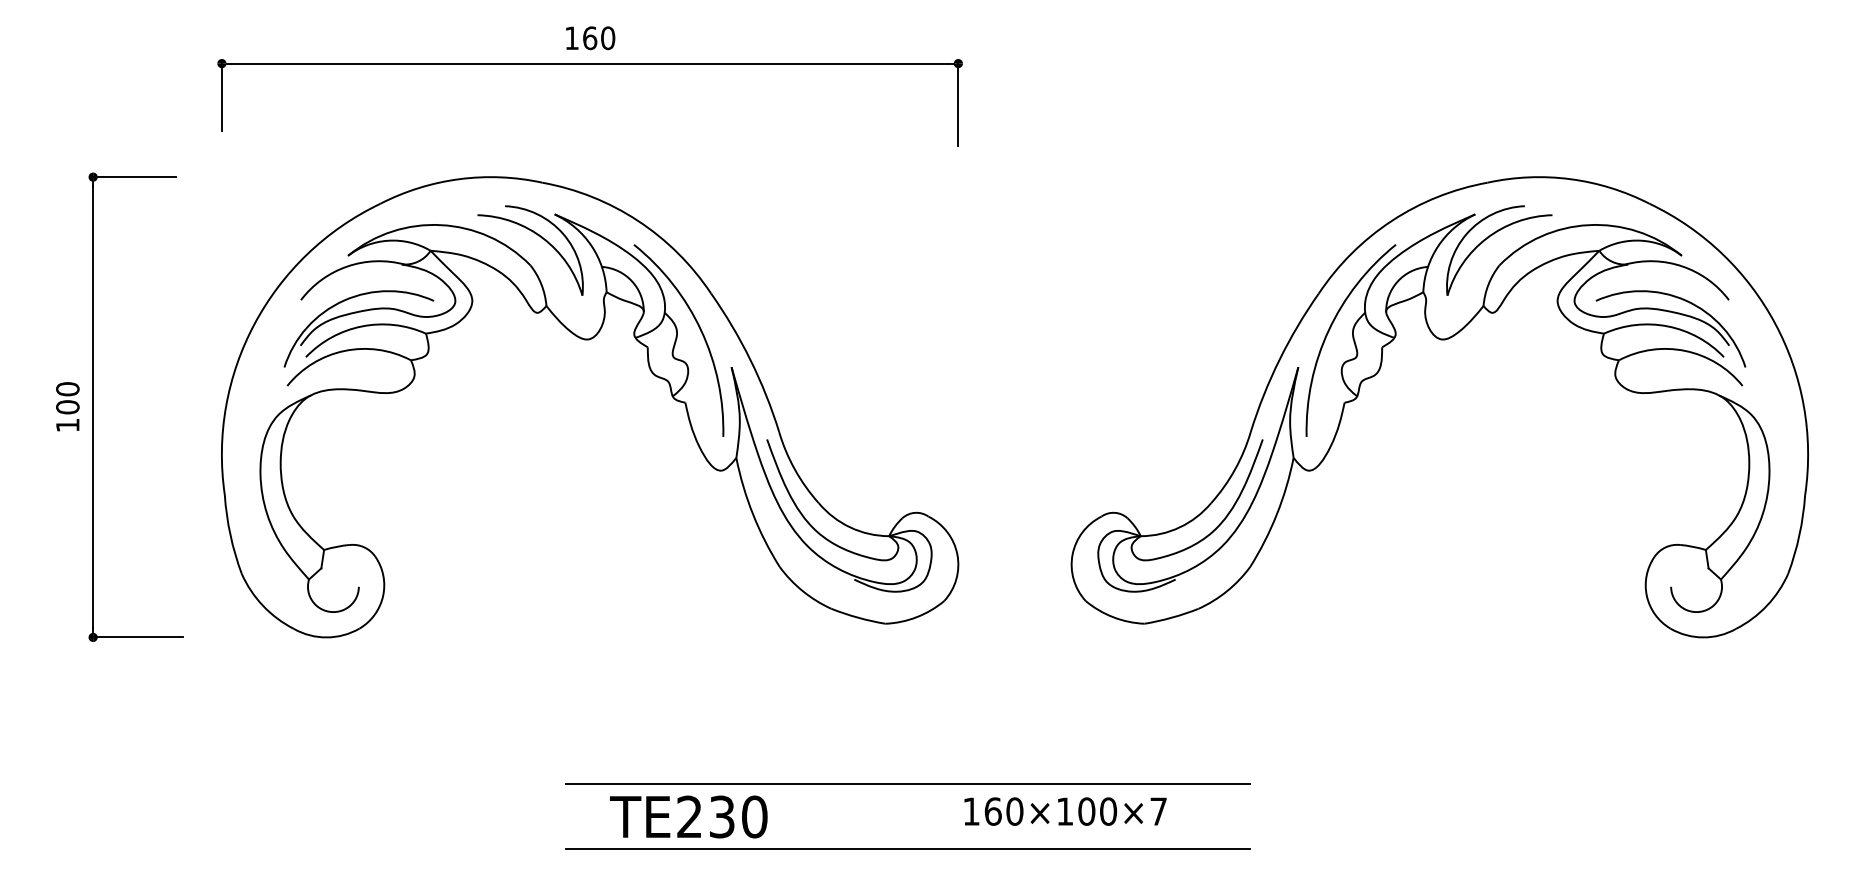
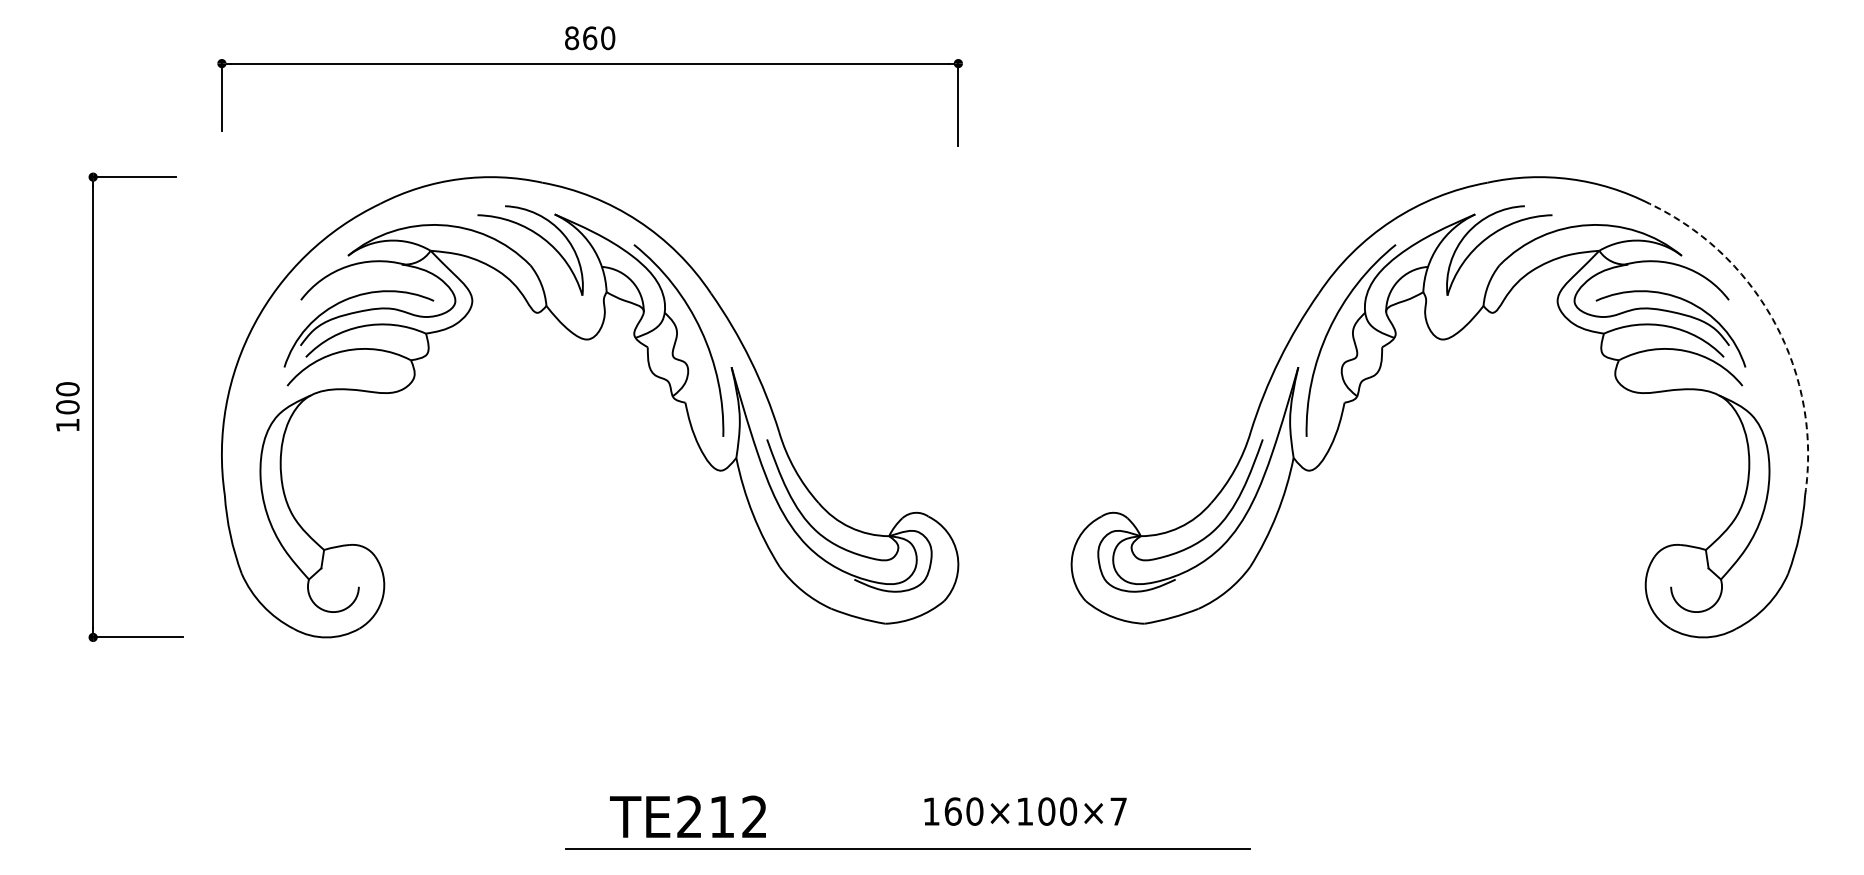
text: 160 -> 860 (572, 38)
arc: solid -> dashed (1775, 323)
line: present -> none (907, 784)
text position: (1065, 811) -> (1025, 811) (1025, 811)
text: TE230 -> TE212 (738, 816)
